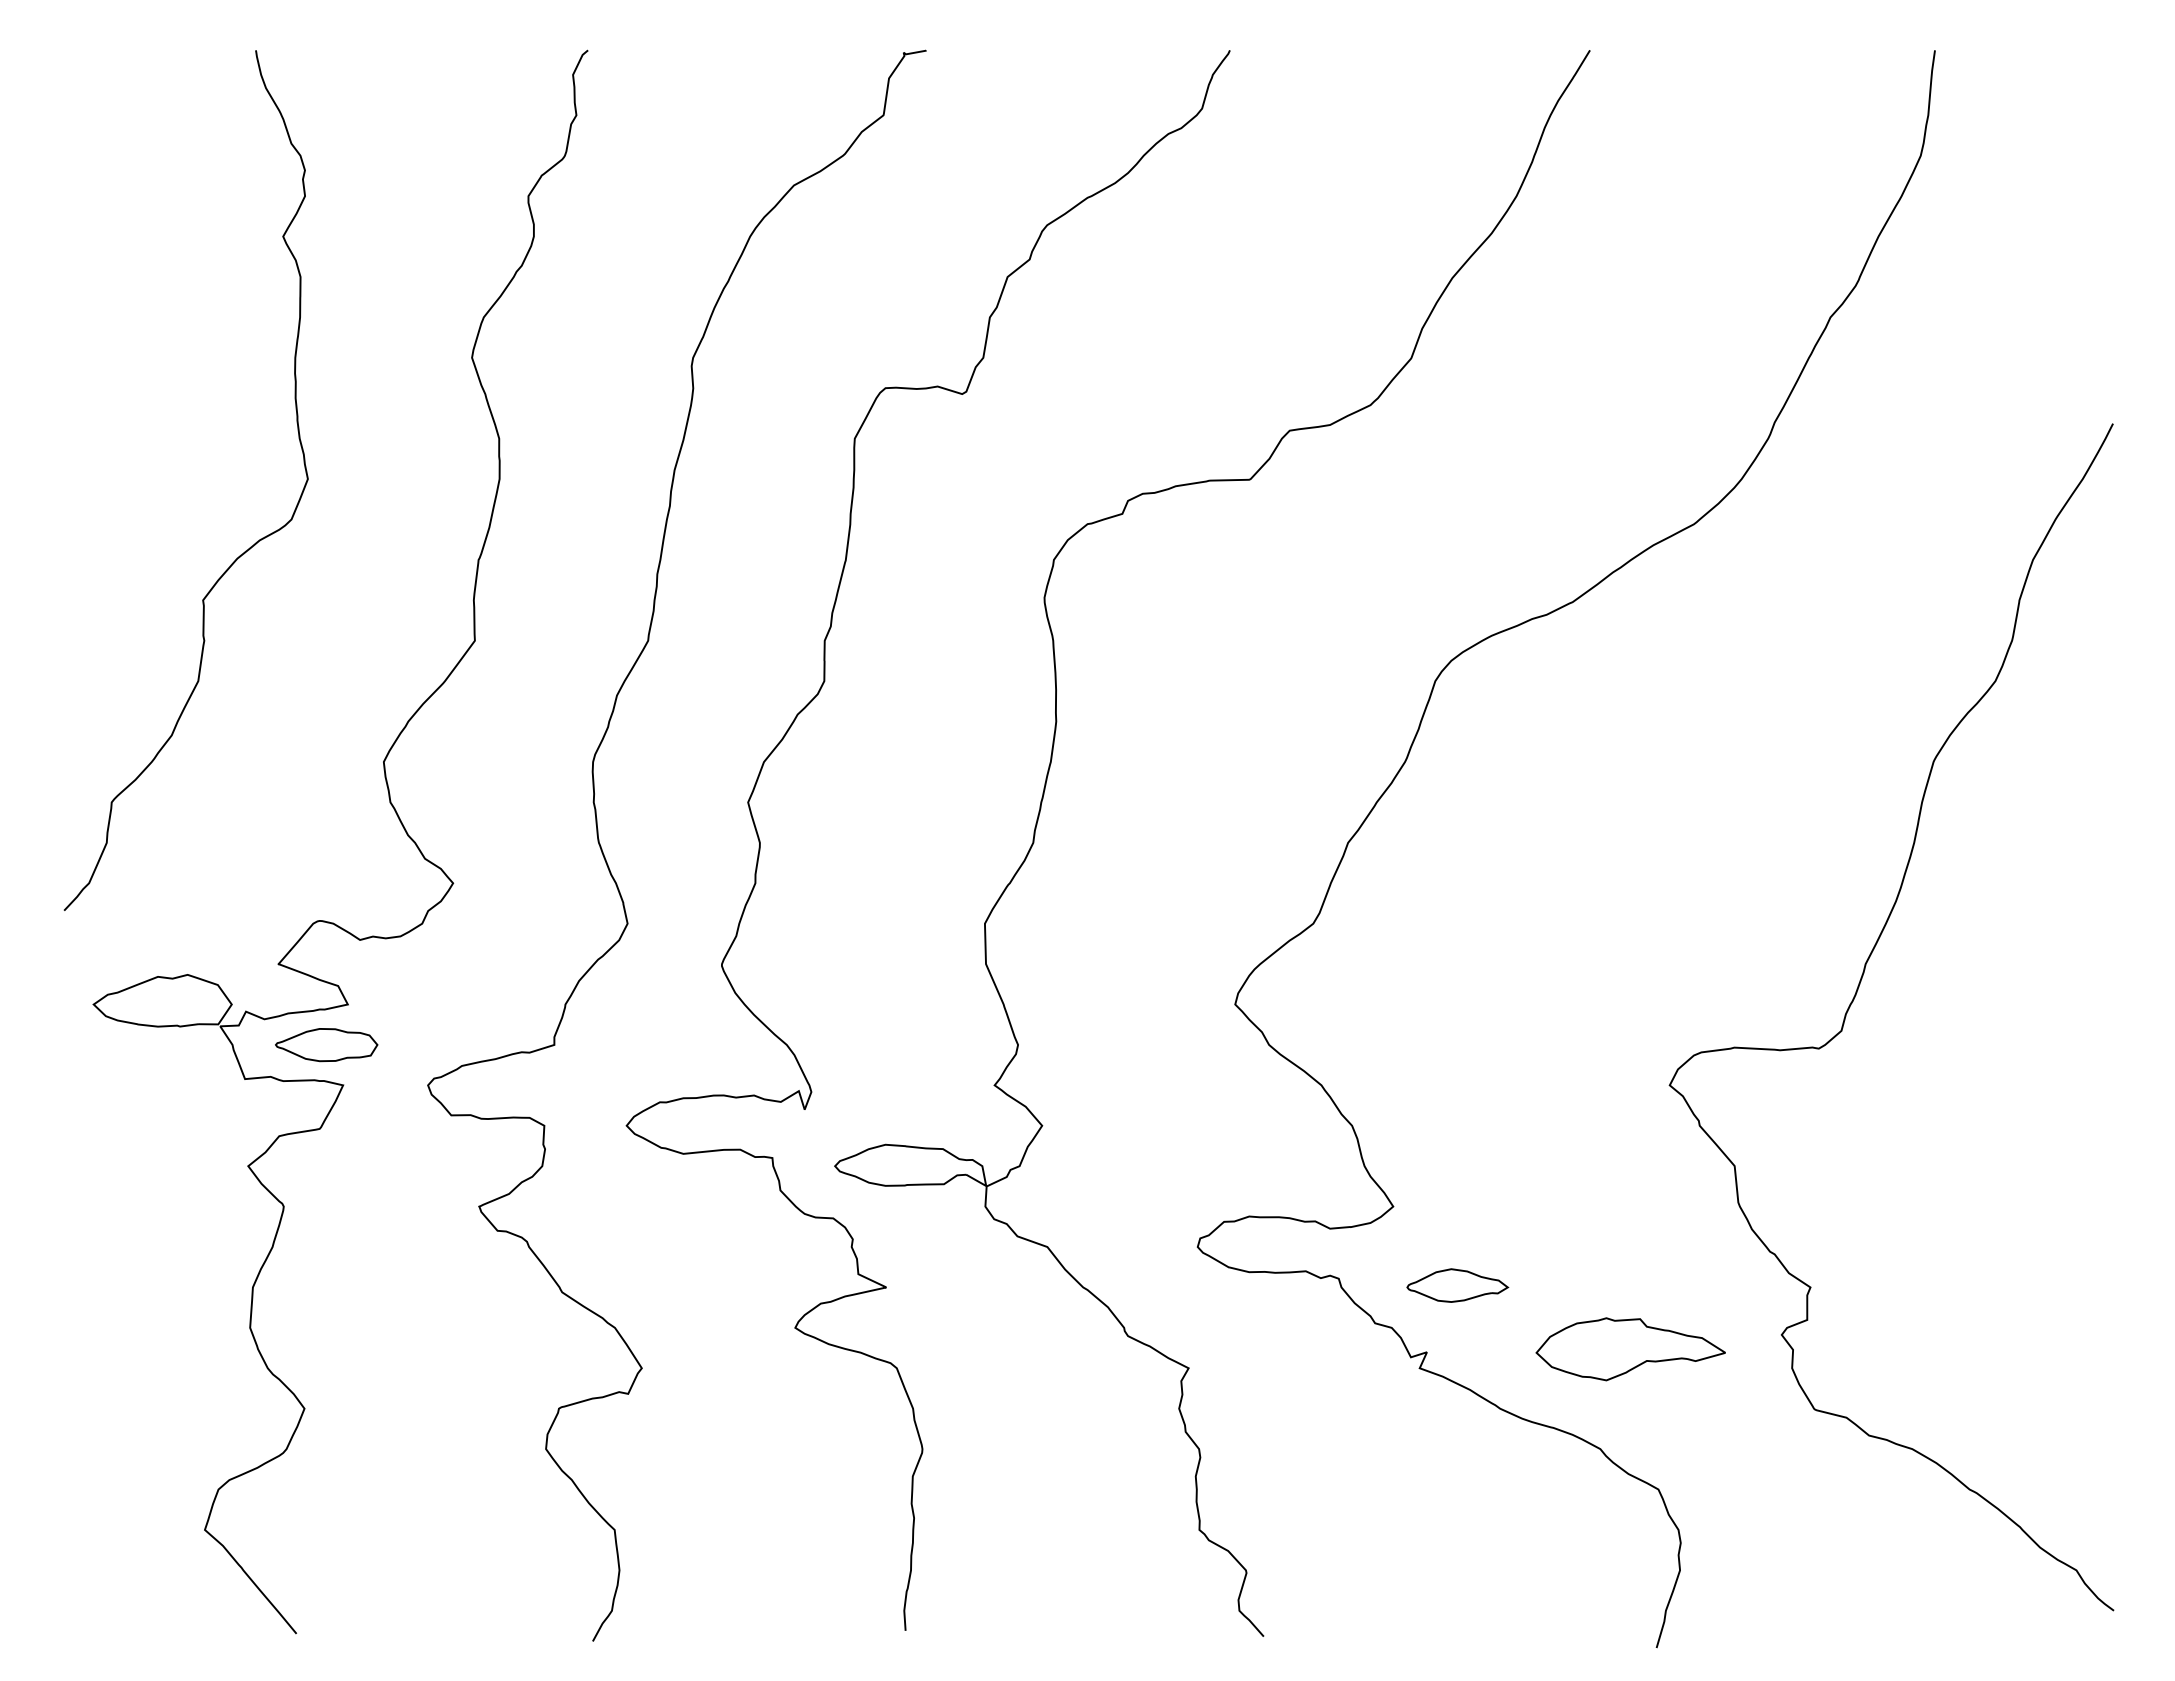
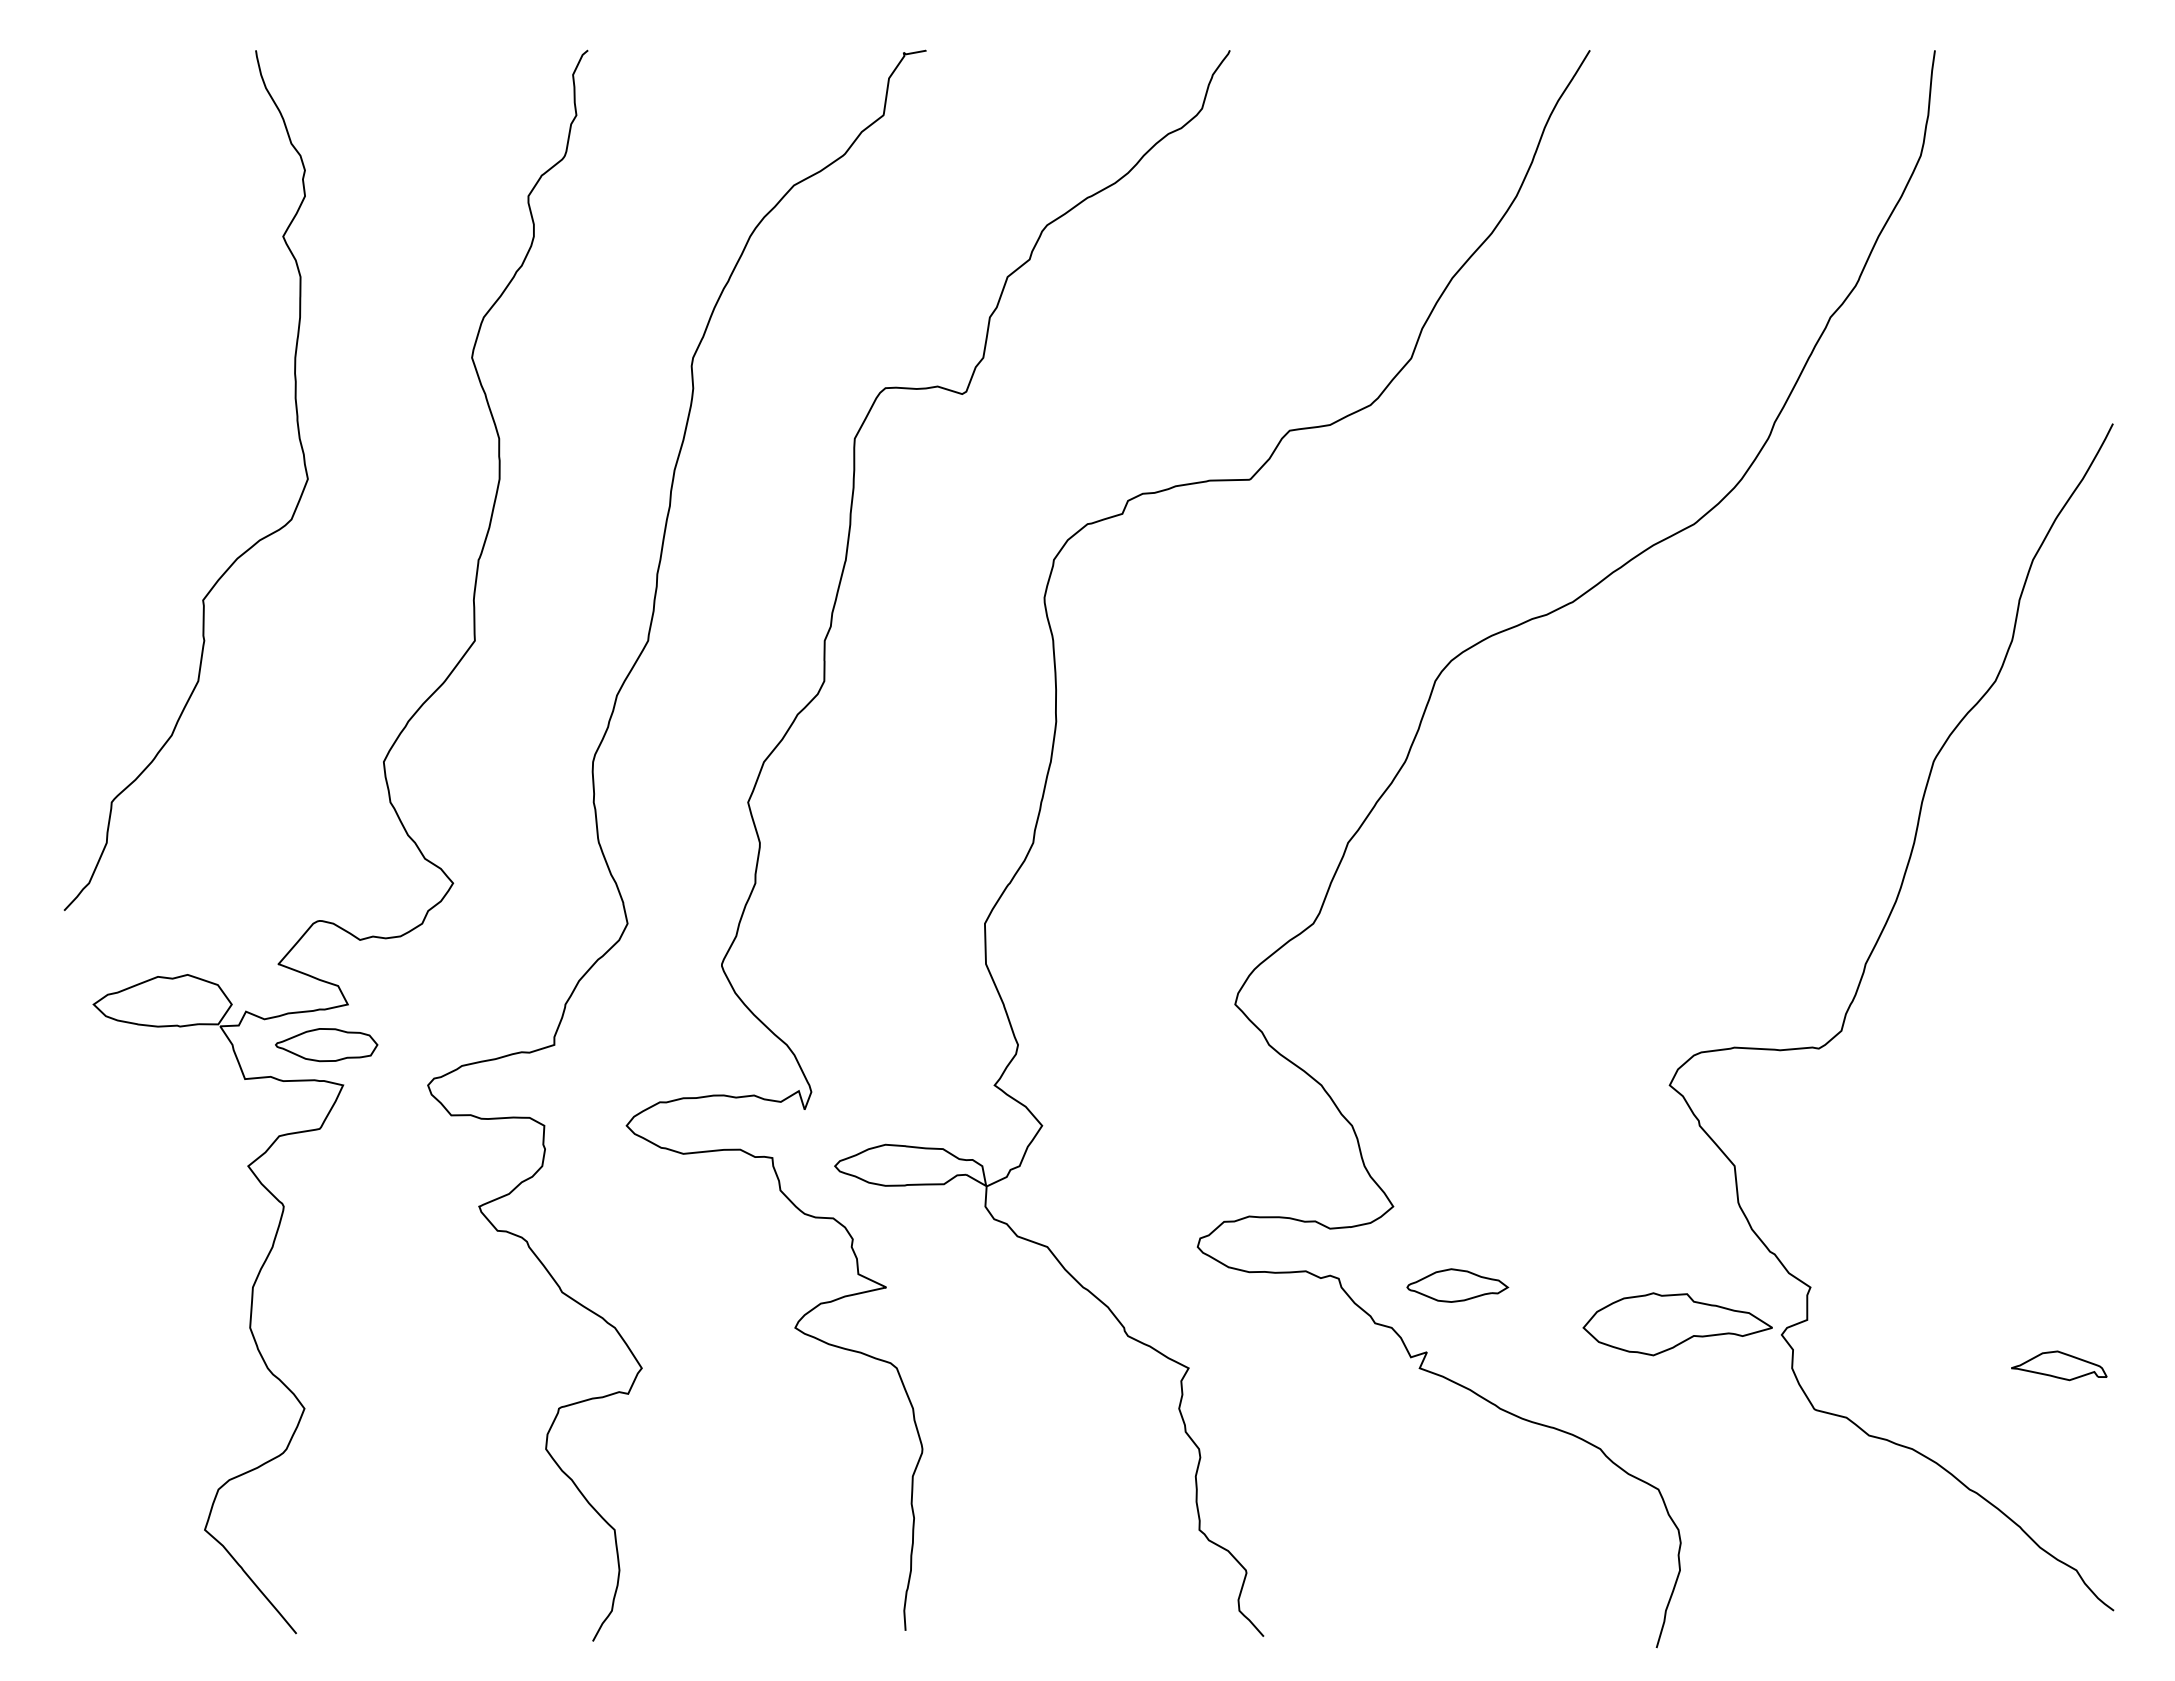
part position: (1630, 1349) -> (1677, 1324) (1677, 1324)
part: none -> present (2059, 1365)
